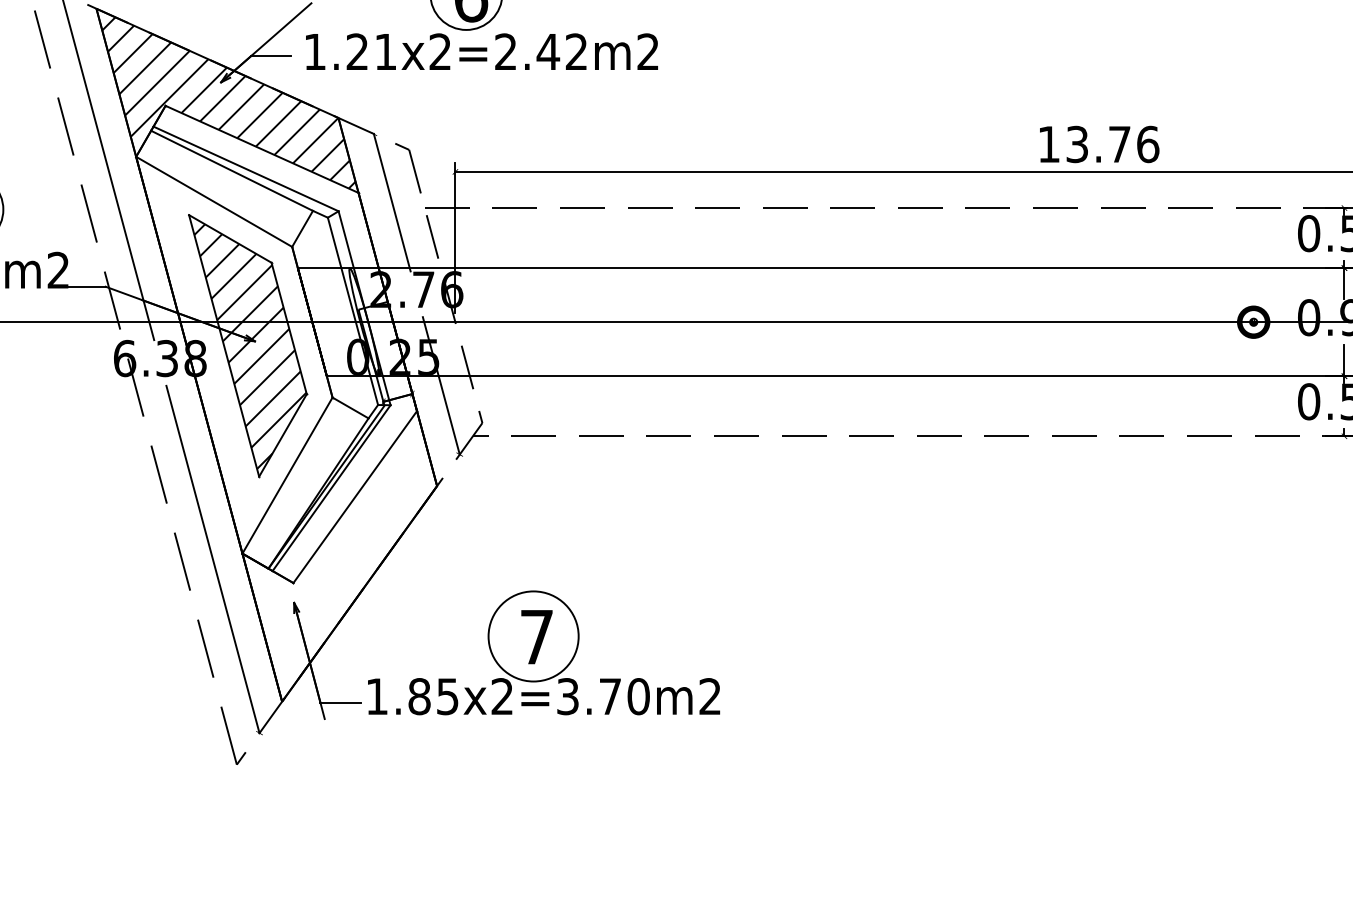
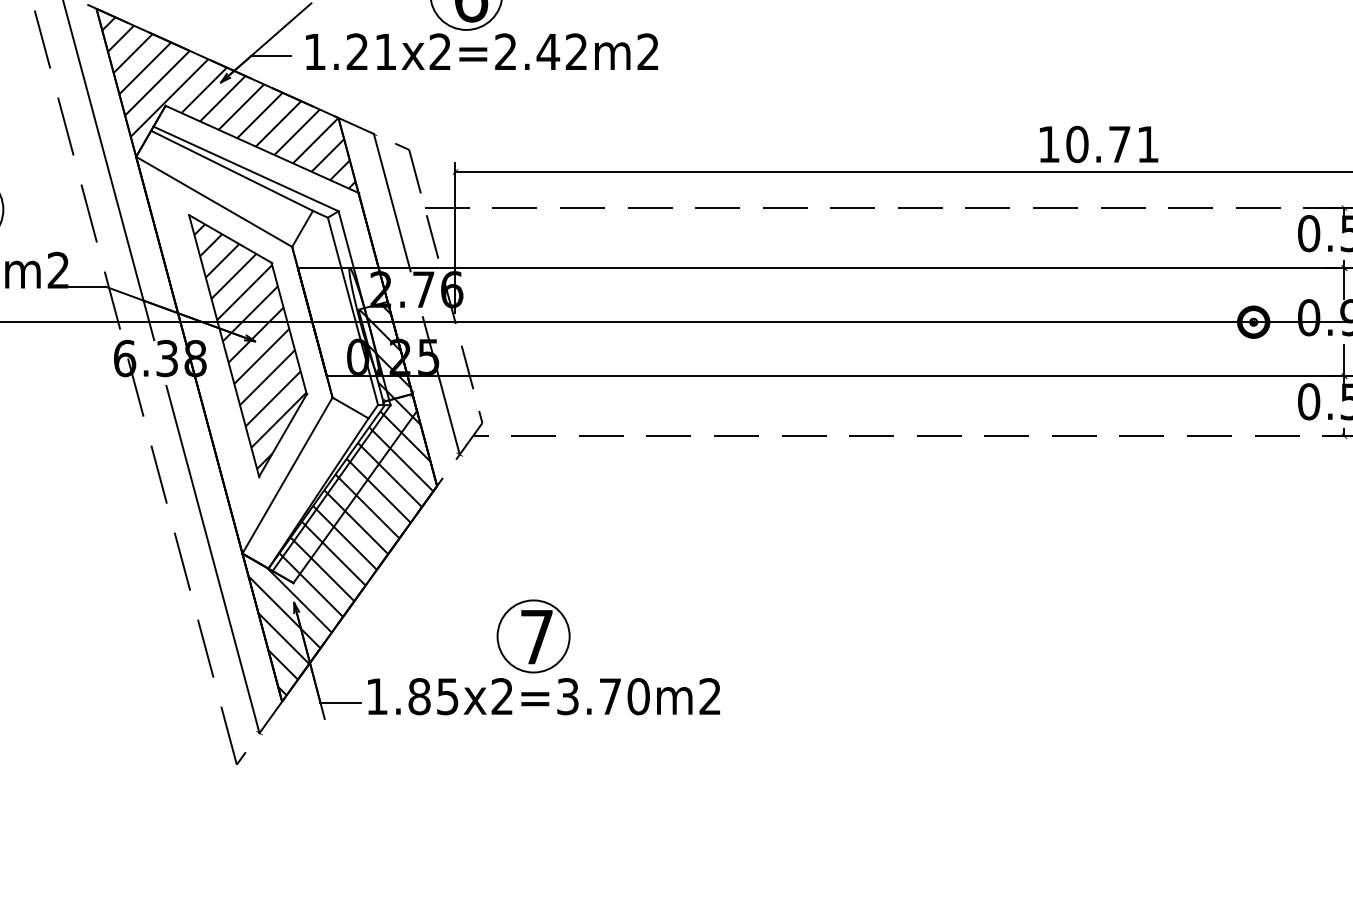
text: 13.76 -> 10.71 (1112, 144)
hatch: none -> present (340, 499)
circle diameter: 90 px -> 72 px (533, 636)
